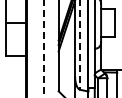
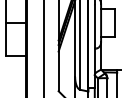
line: dashed -> solid (80, 45)
line: dashed -> solid (43, 49)
